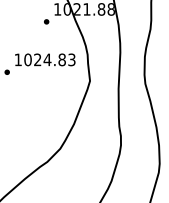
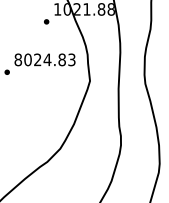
text: 1024.83 -> 8024.83 (18, 59)
